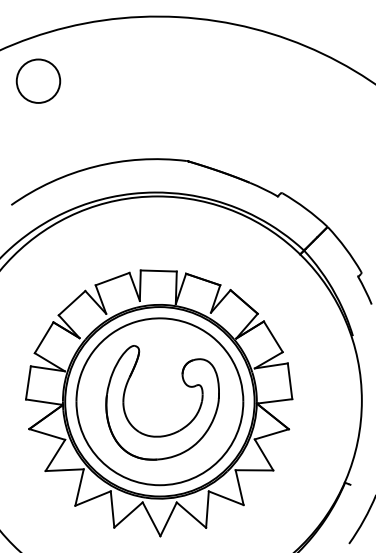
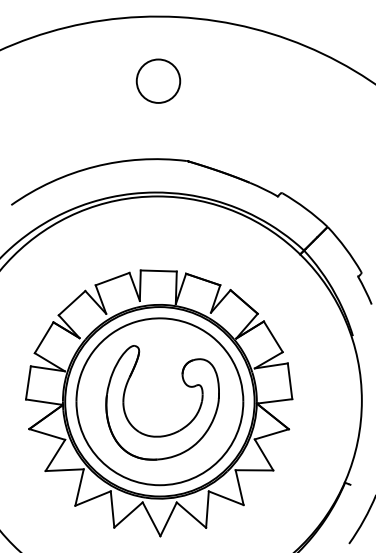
circle position: (38, 80) -> (158, 80) (158, 80)
